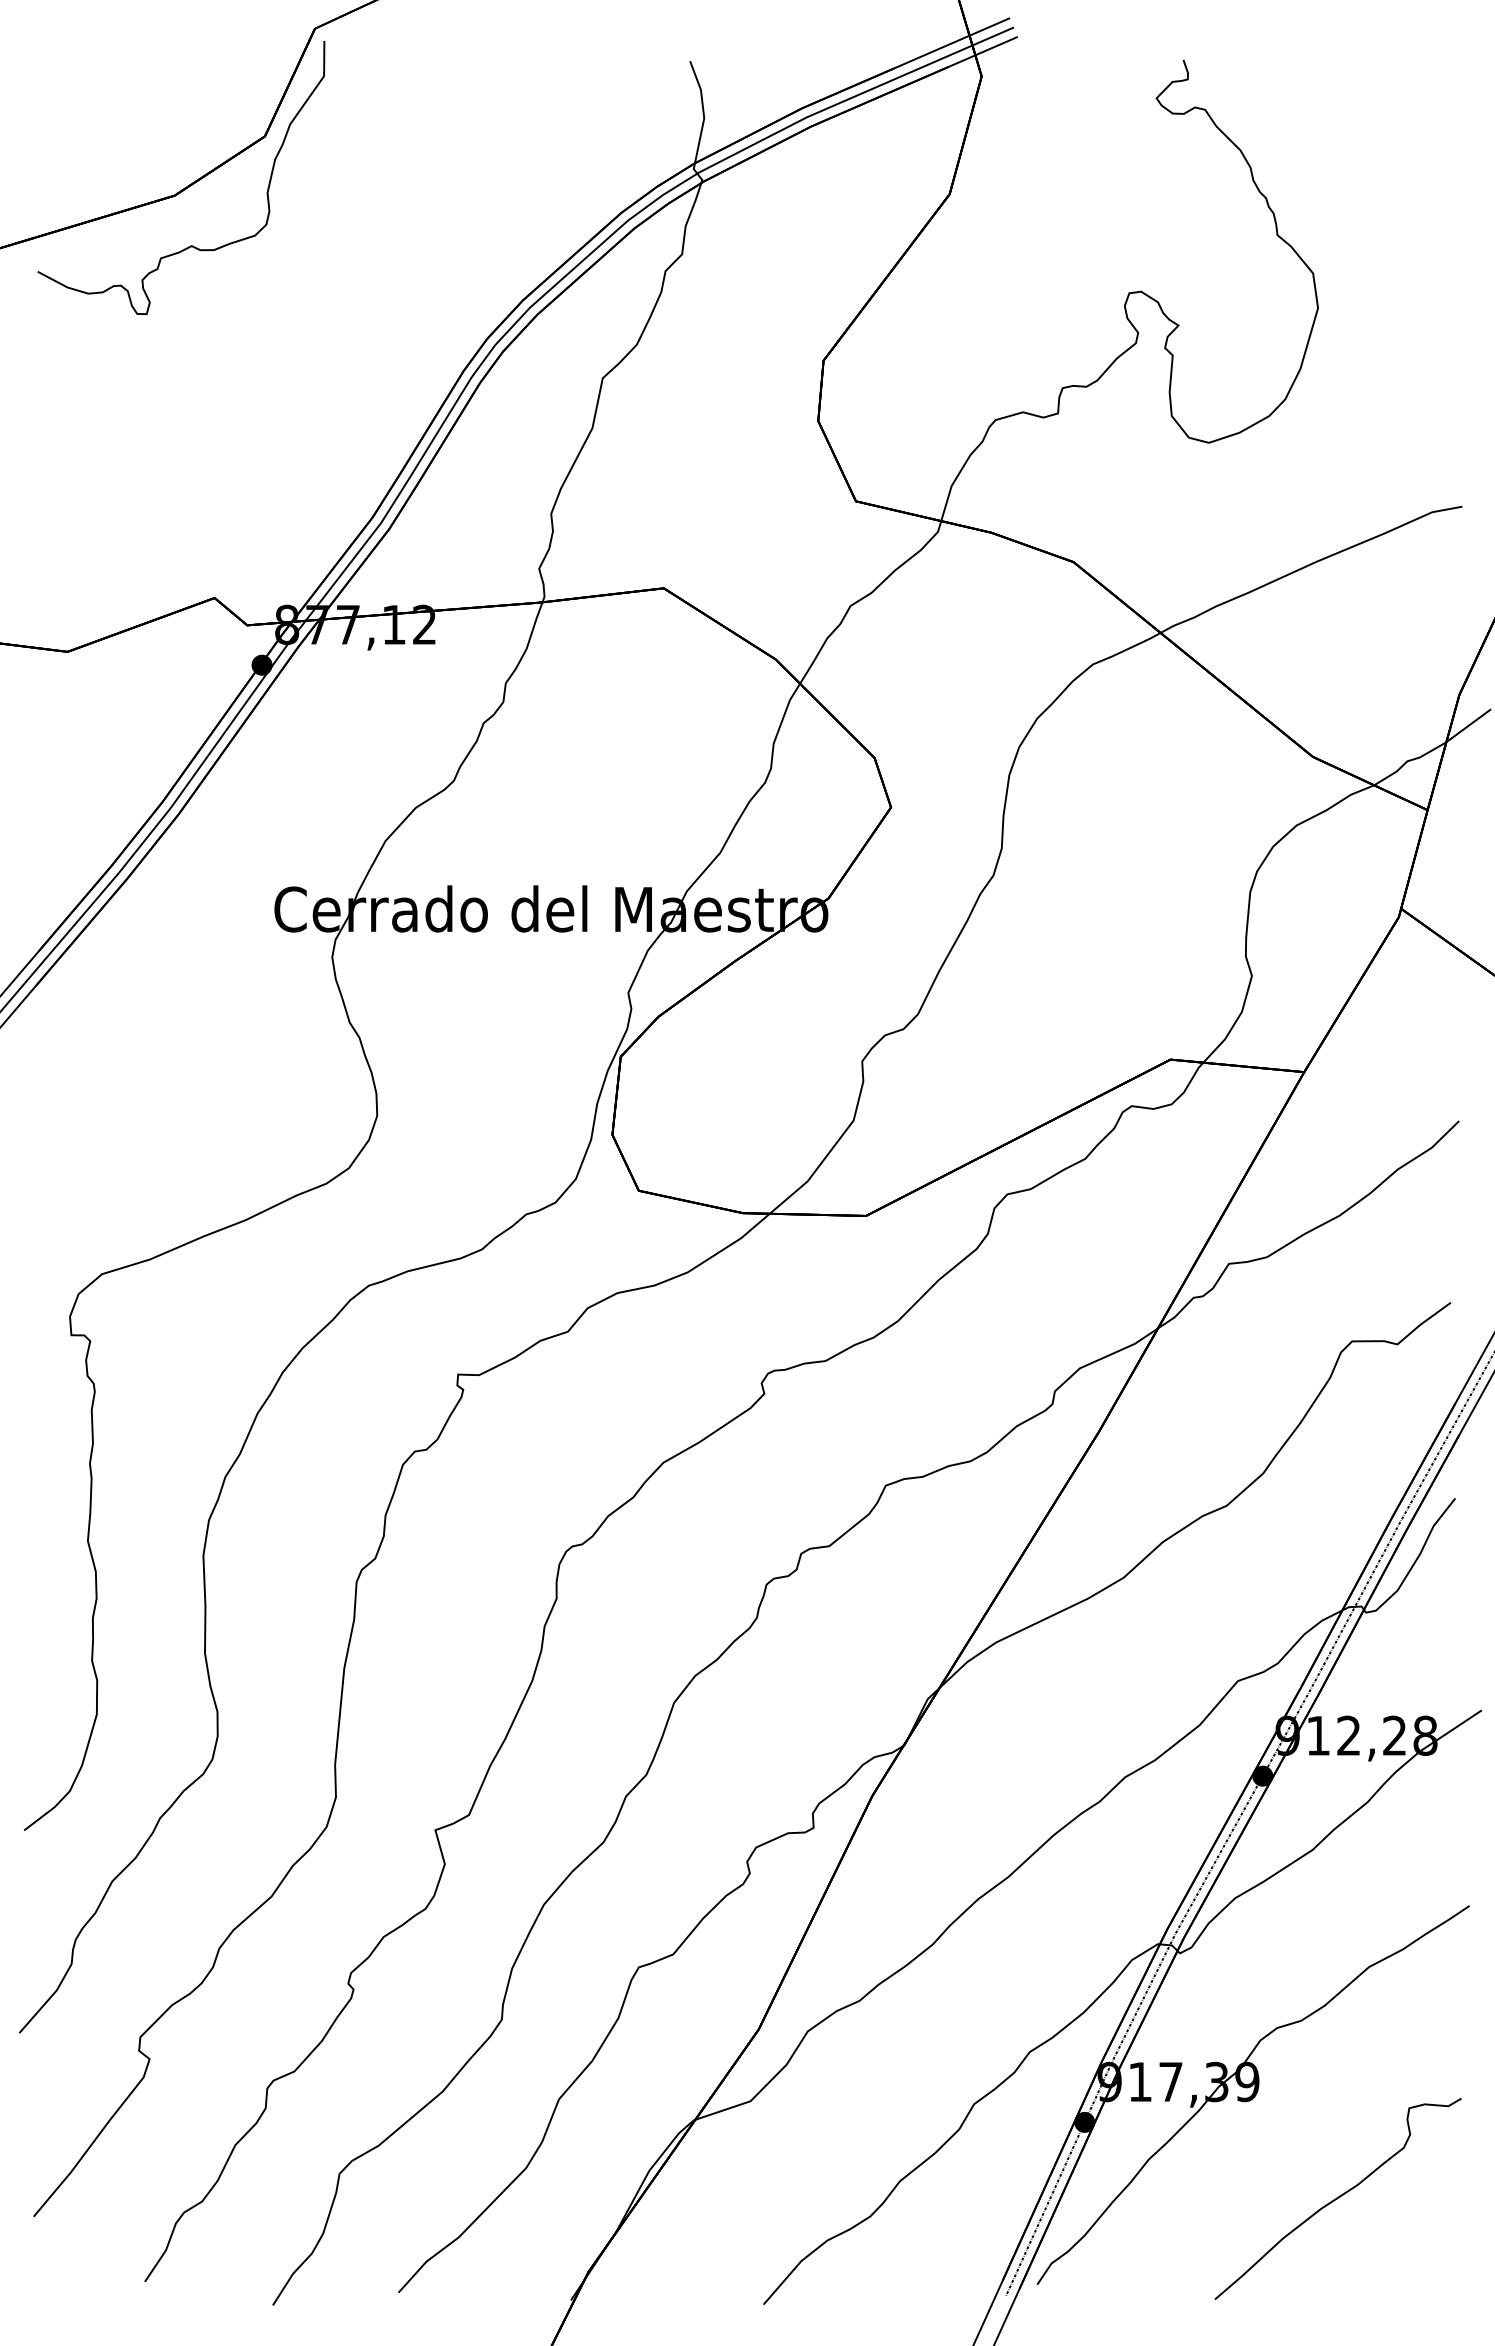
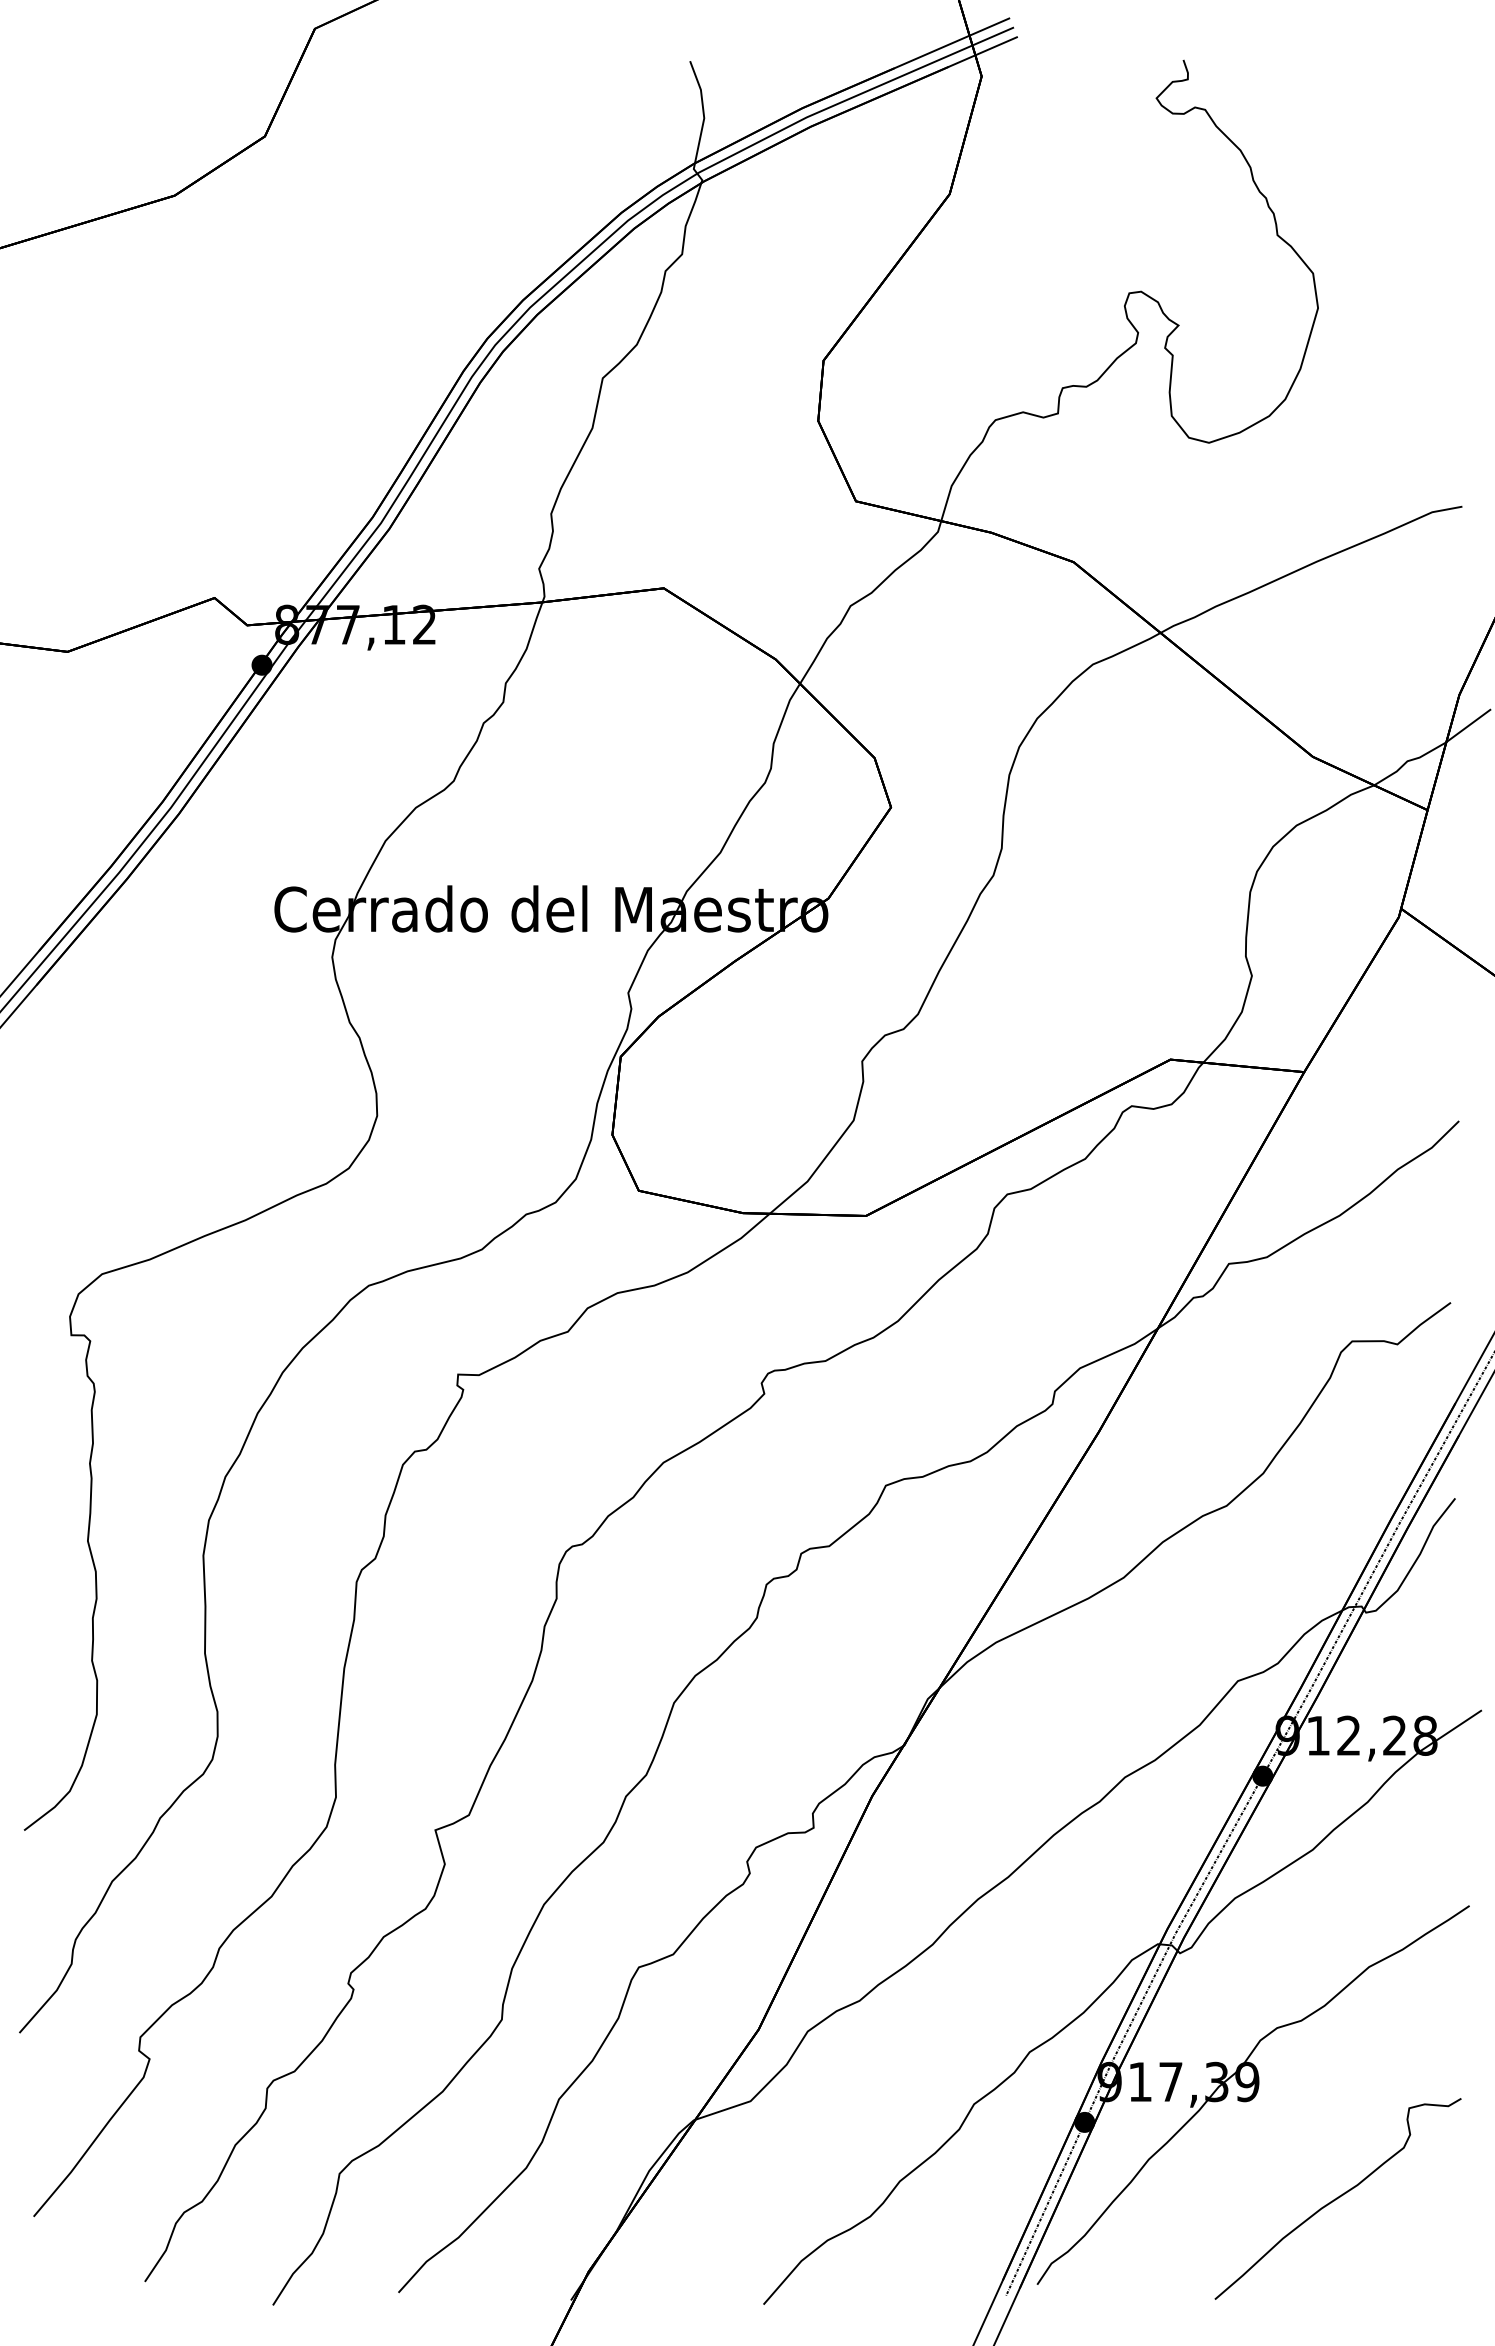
curve: present -> none (190, 245)
